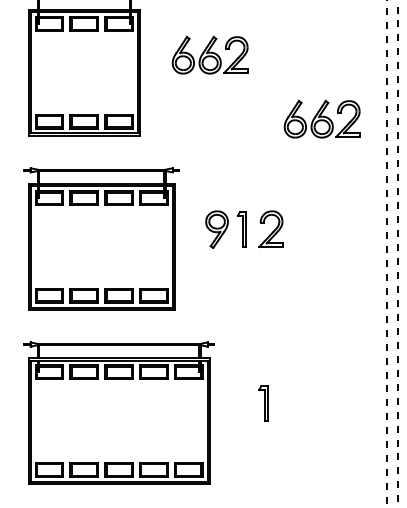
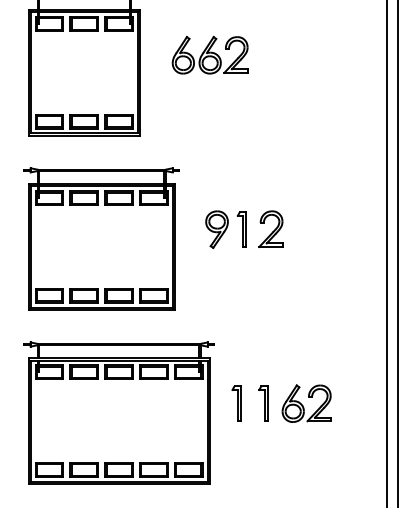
part: present -> none (321, 118)
line: dashed -> solid (387, 253)
line: dashed -> solid (397, 254)
part: none -> present (236, 403)
part: none -> present (306, 403)
